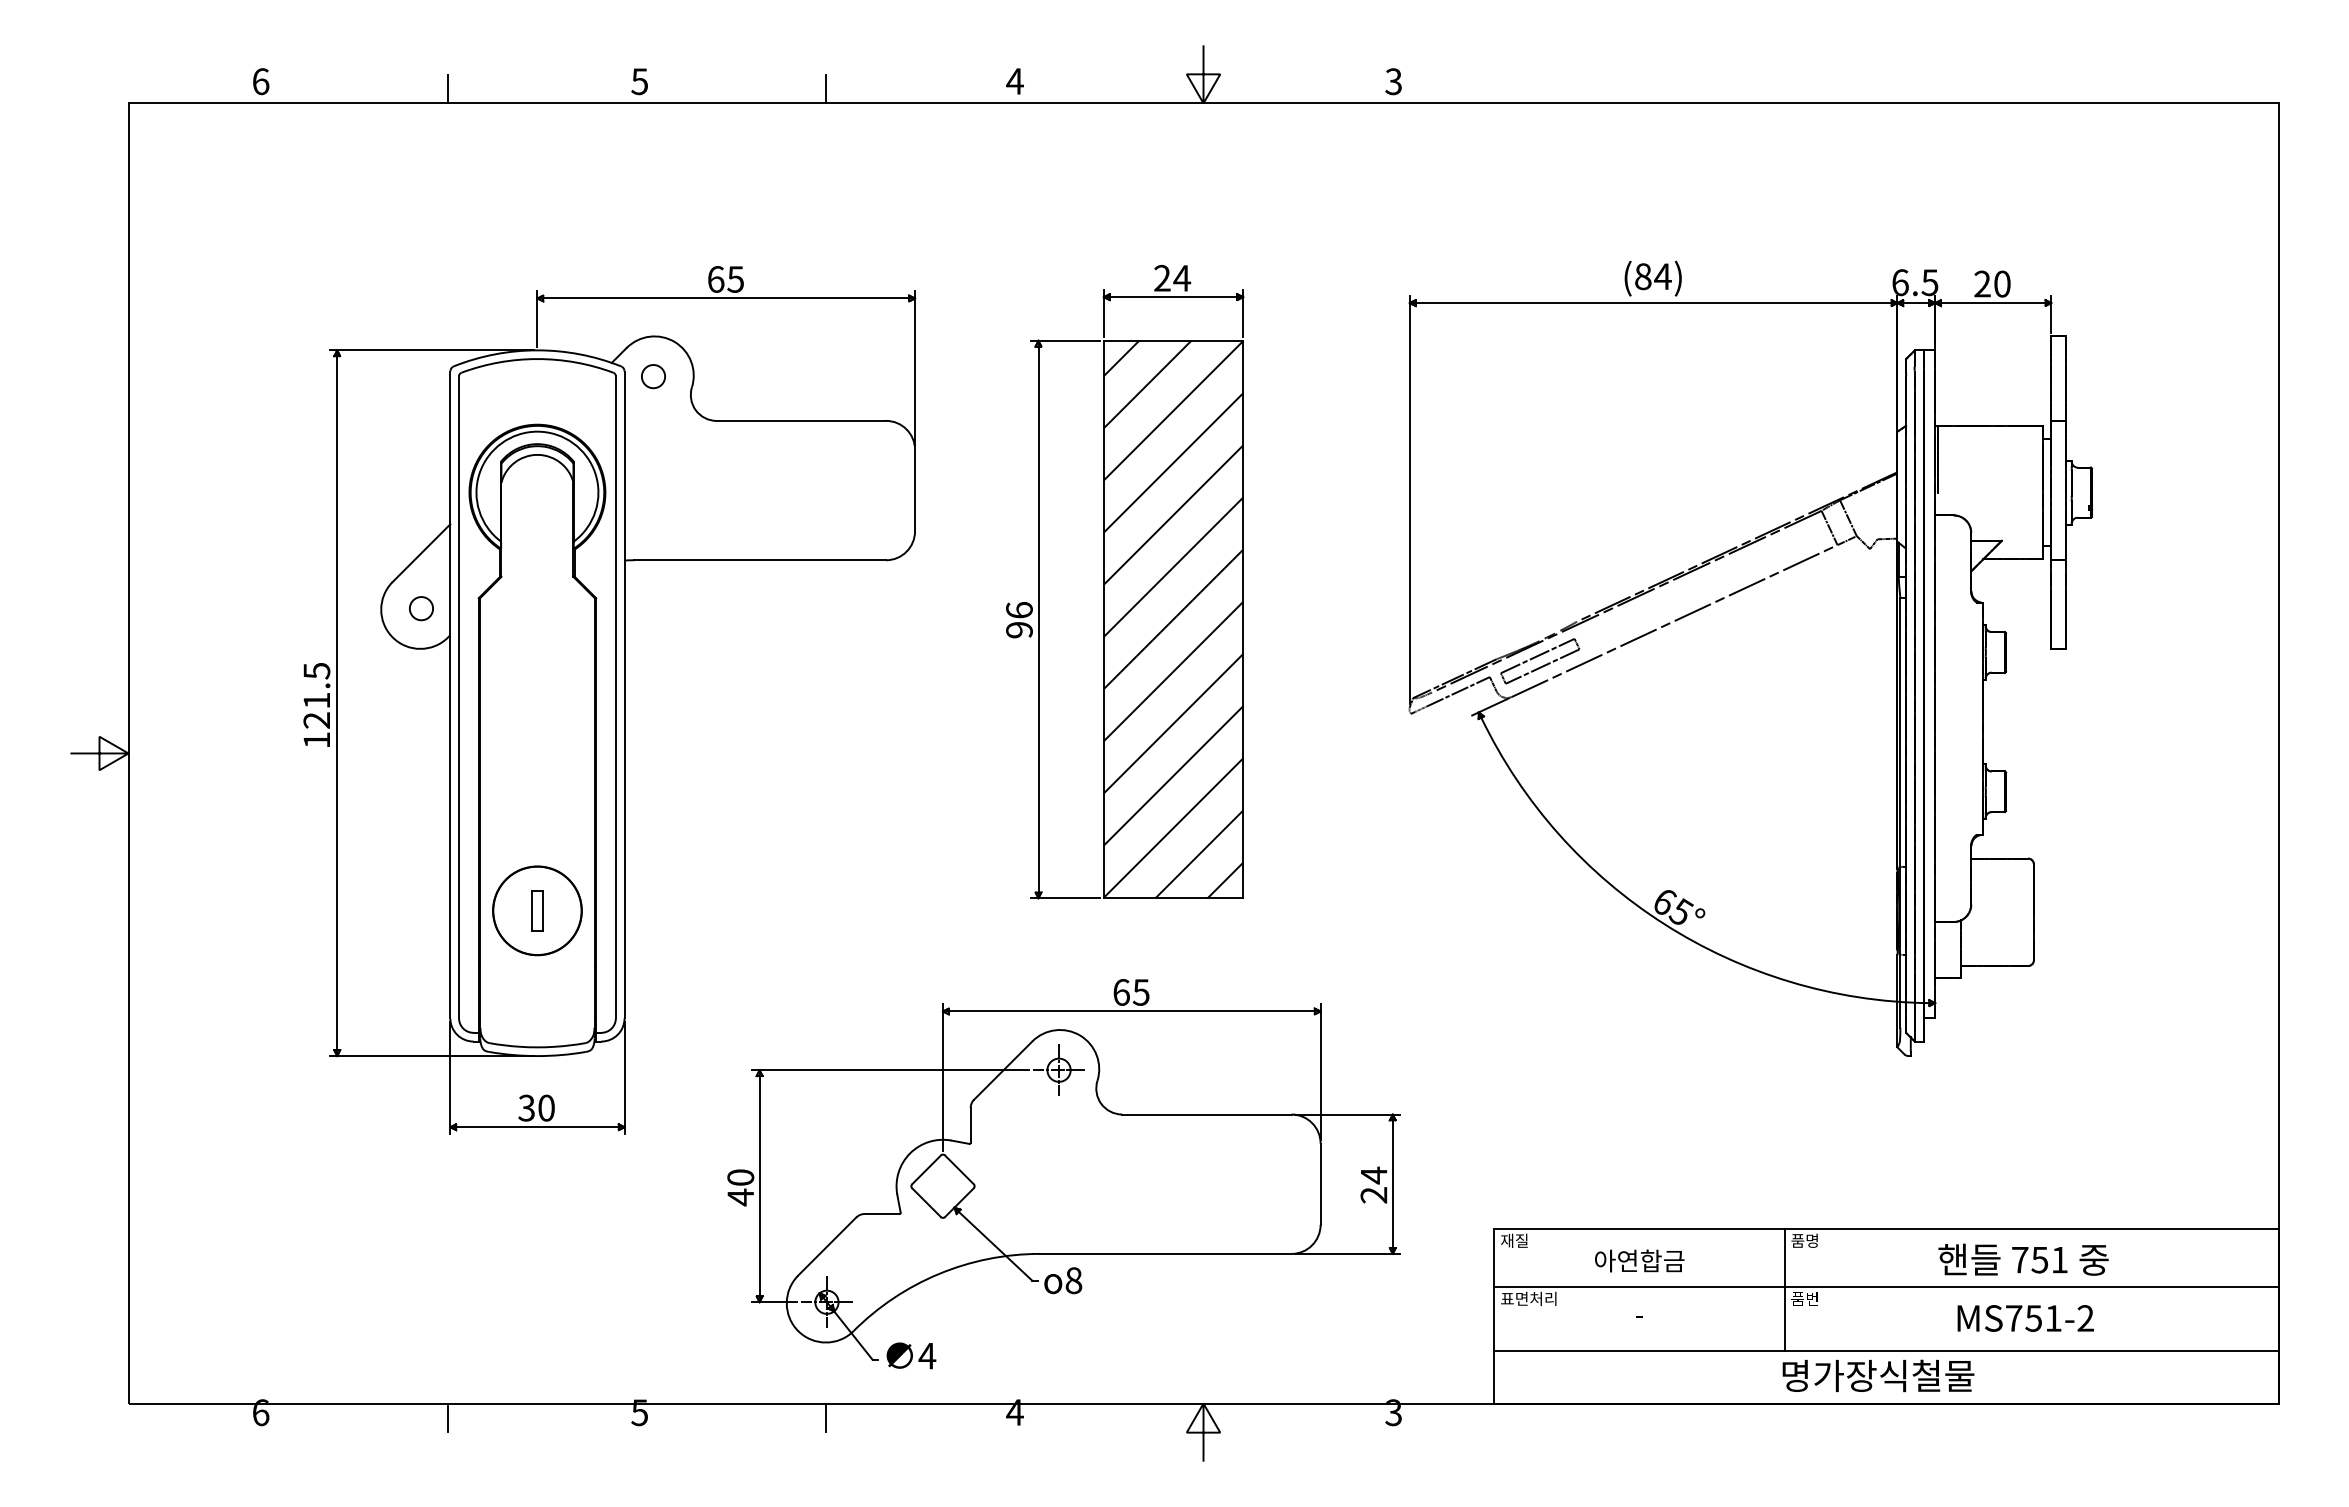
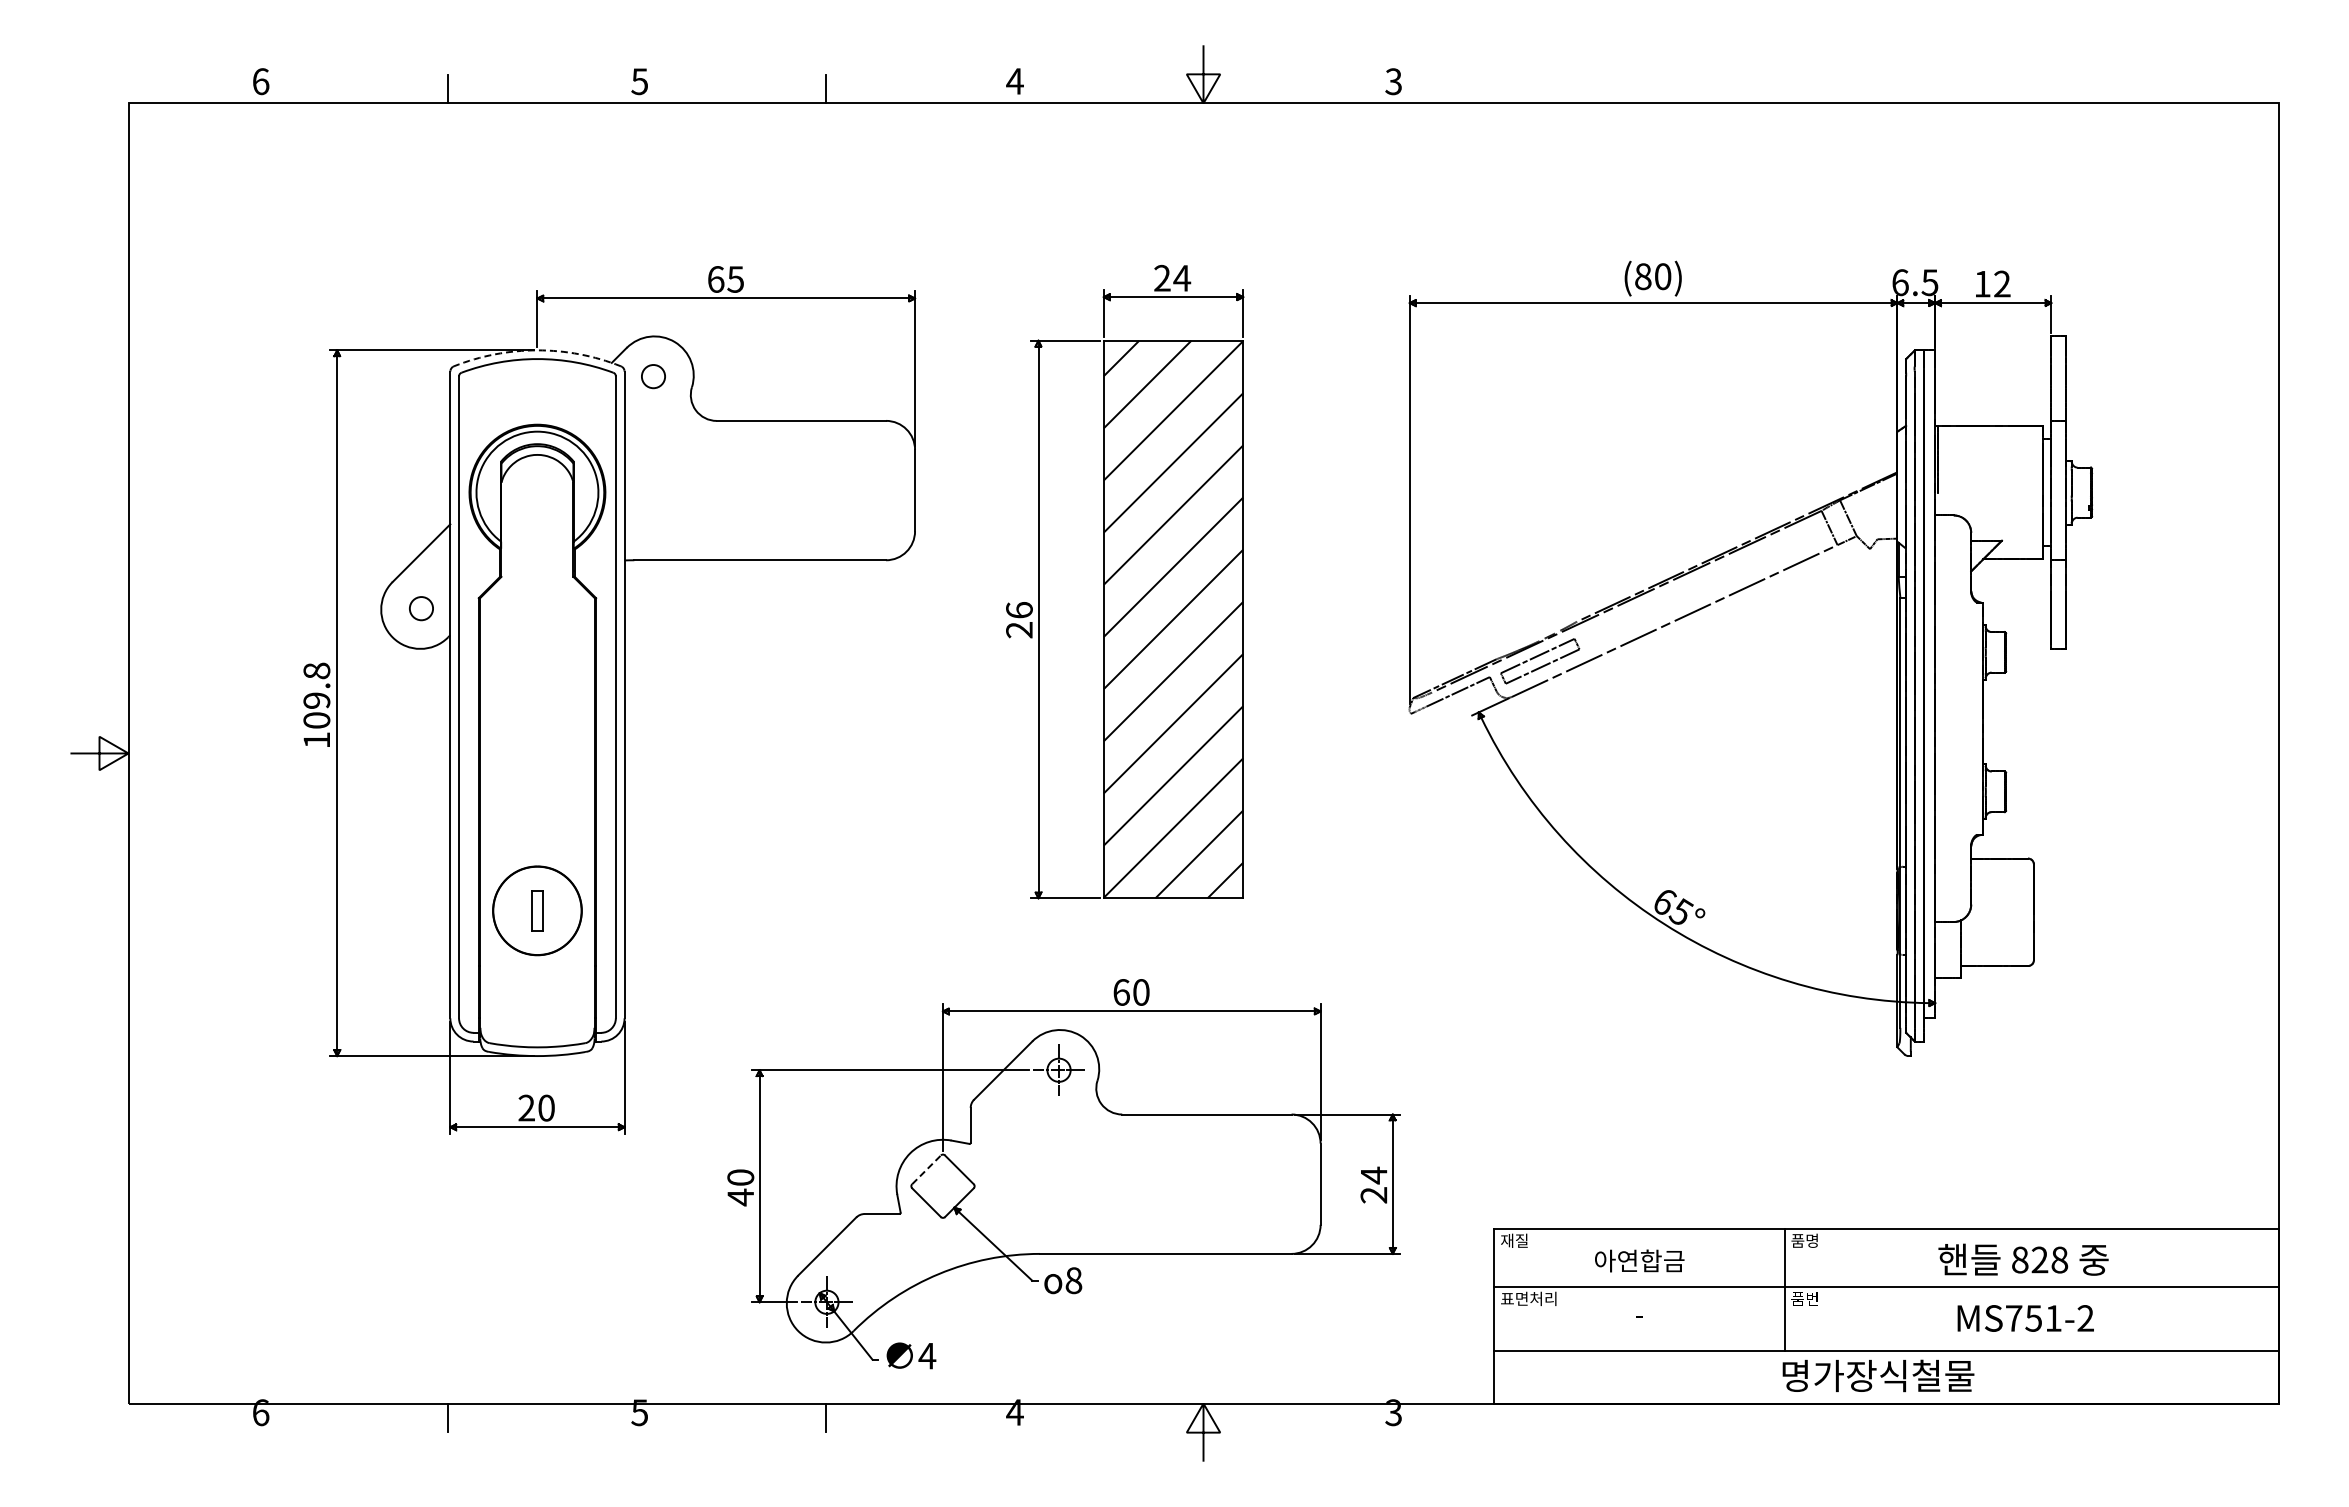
text: (84) -> (80) (1662, 276)
text: 20 -> 12 (1992, 283)
arc: solid -> dashed (537, 350)
text: 96 -> 26 (1019, 630)
text: 121.5 -> 109.8 (316, 695)
text: 65 -> 60 (1140, 992)
text: 30 -> 20 (526, 1108)
line: solid -> dashed (926, 1169)
text: 751 -> 828 (2040, 1259)
